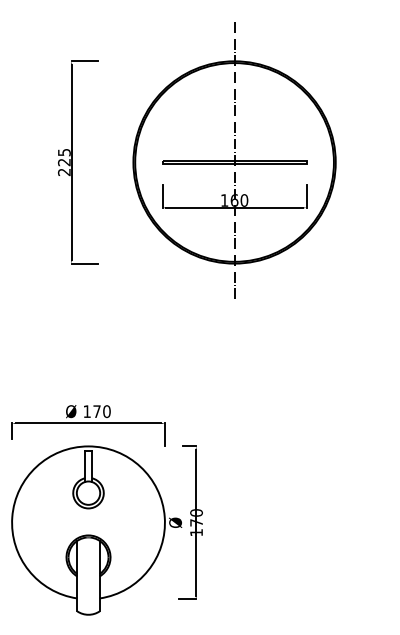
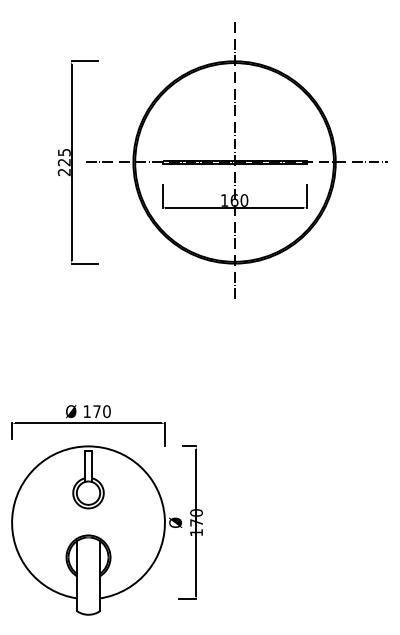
line: none -> present (236, 162)
